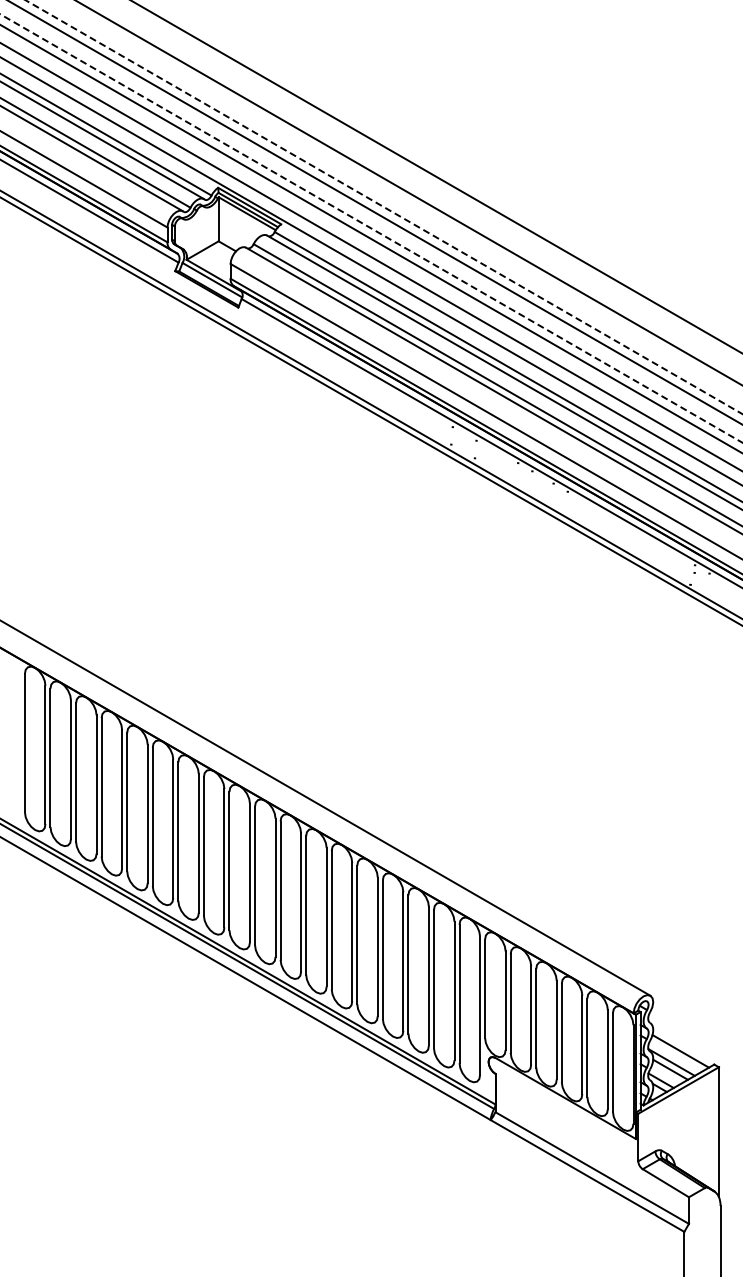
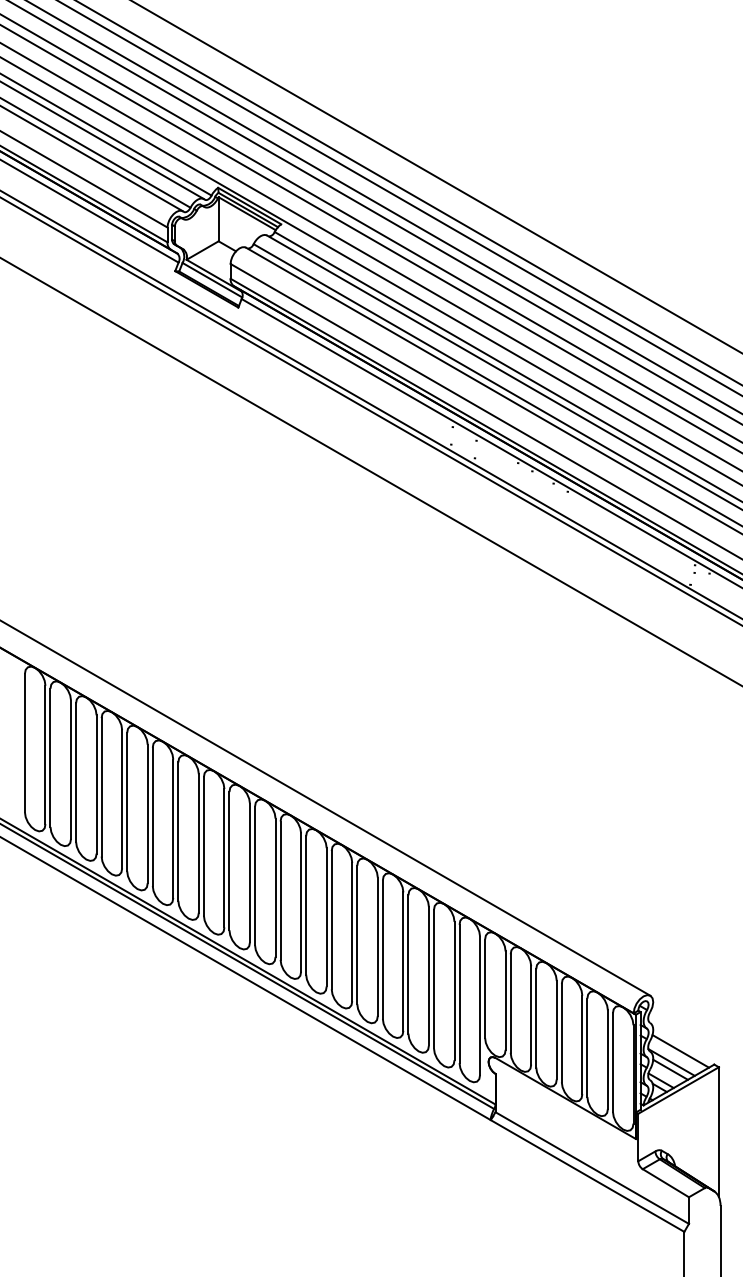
line: none -> present (399, 198)
line: dashed -> solid (383, 206)
line: dashed -> solid (371, 228)
line: none -> present (370, 471)
